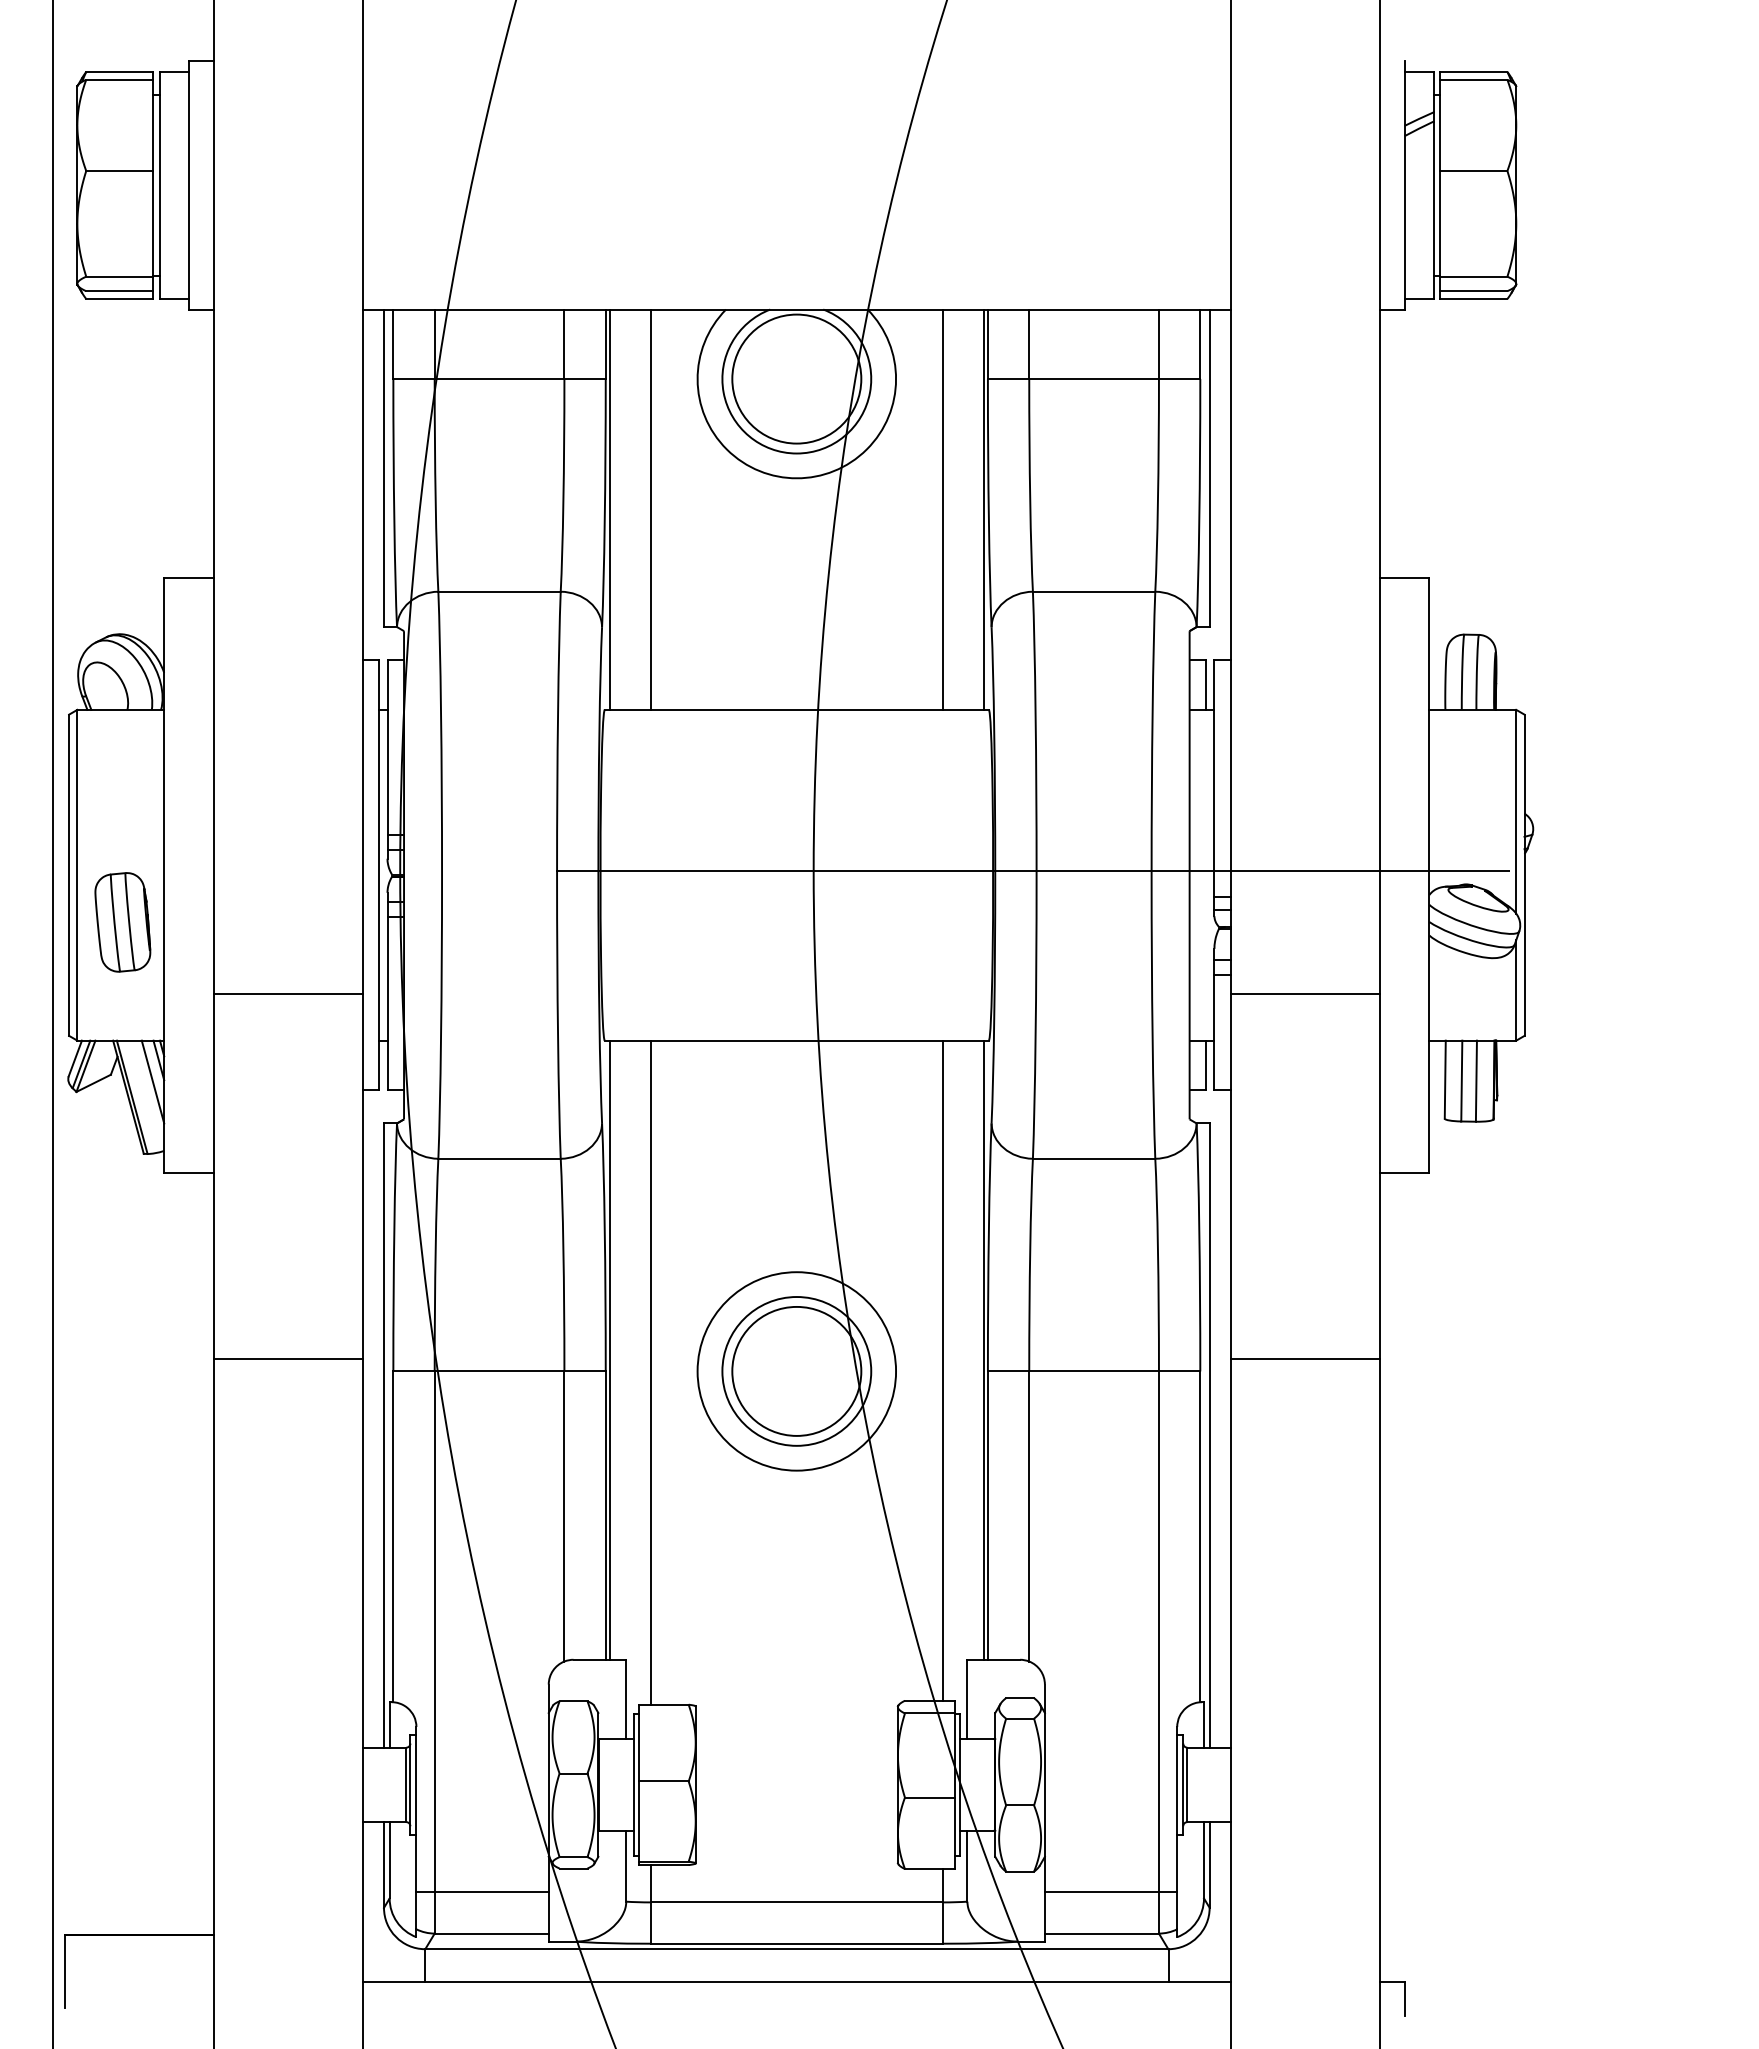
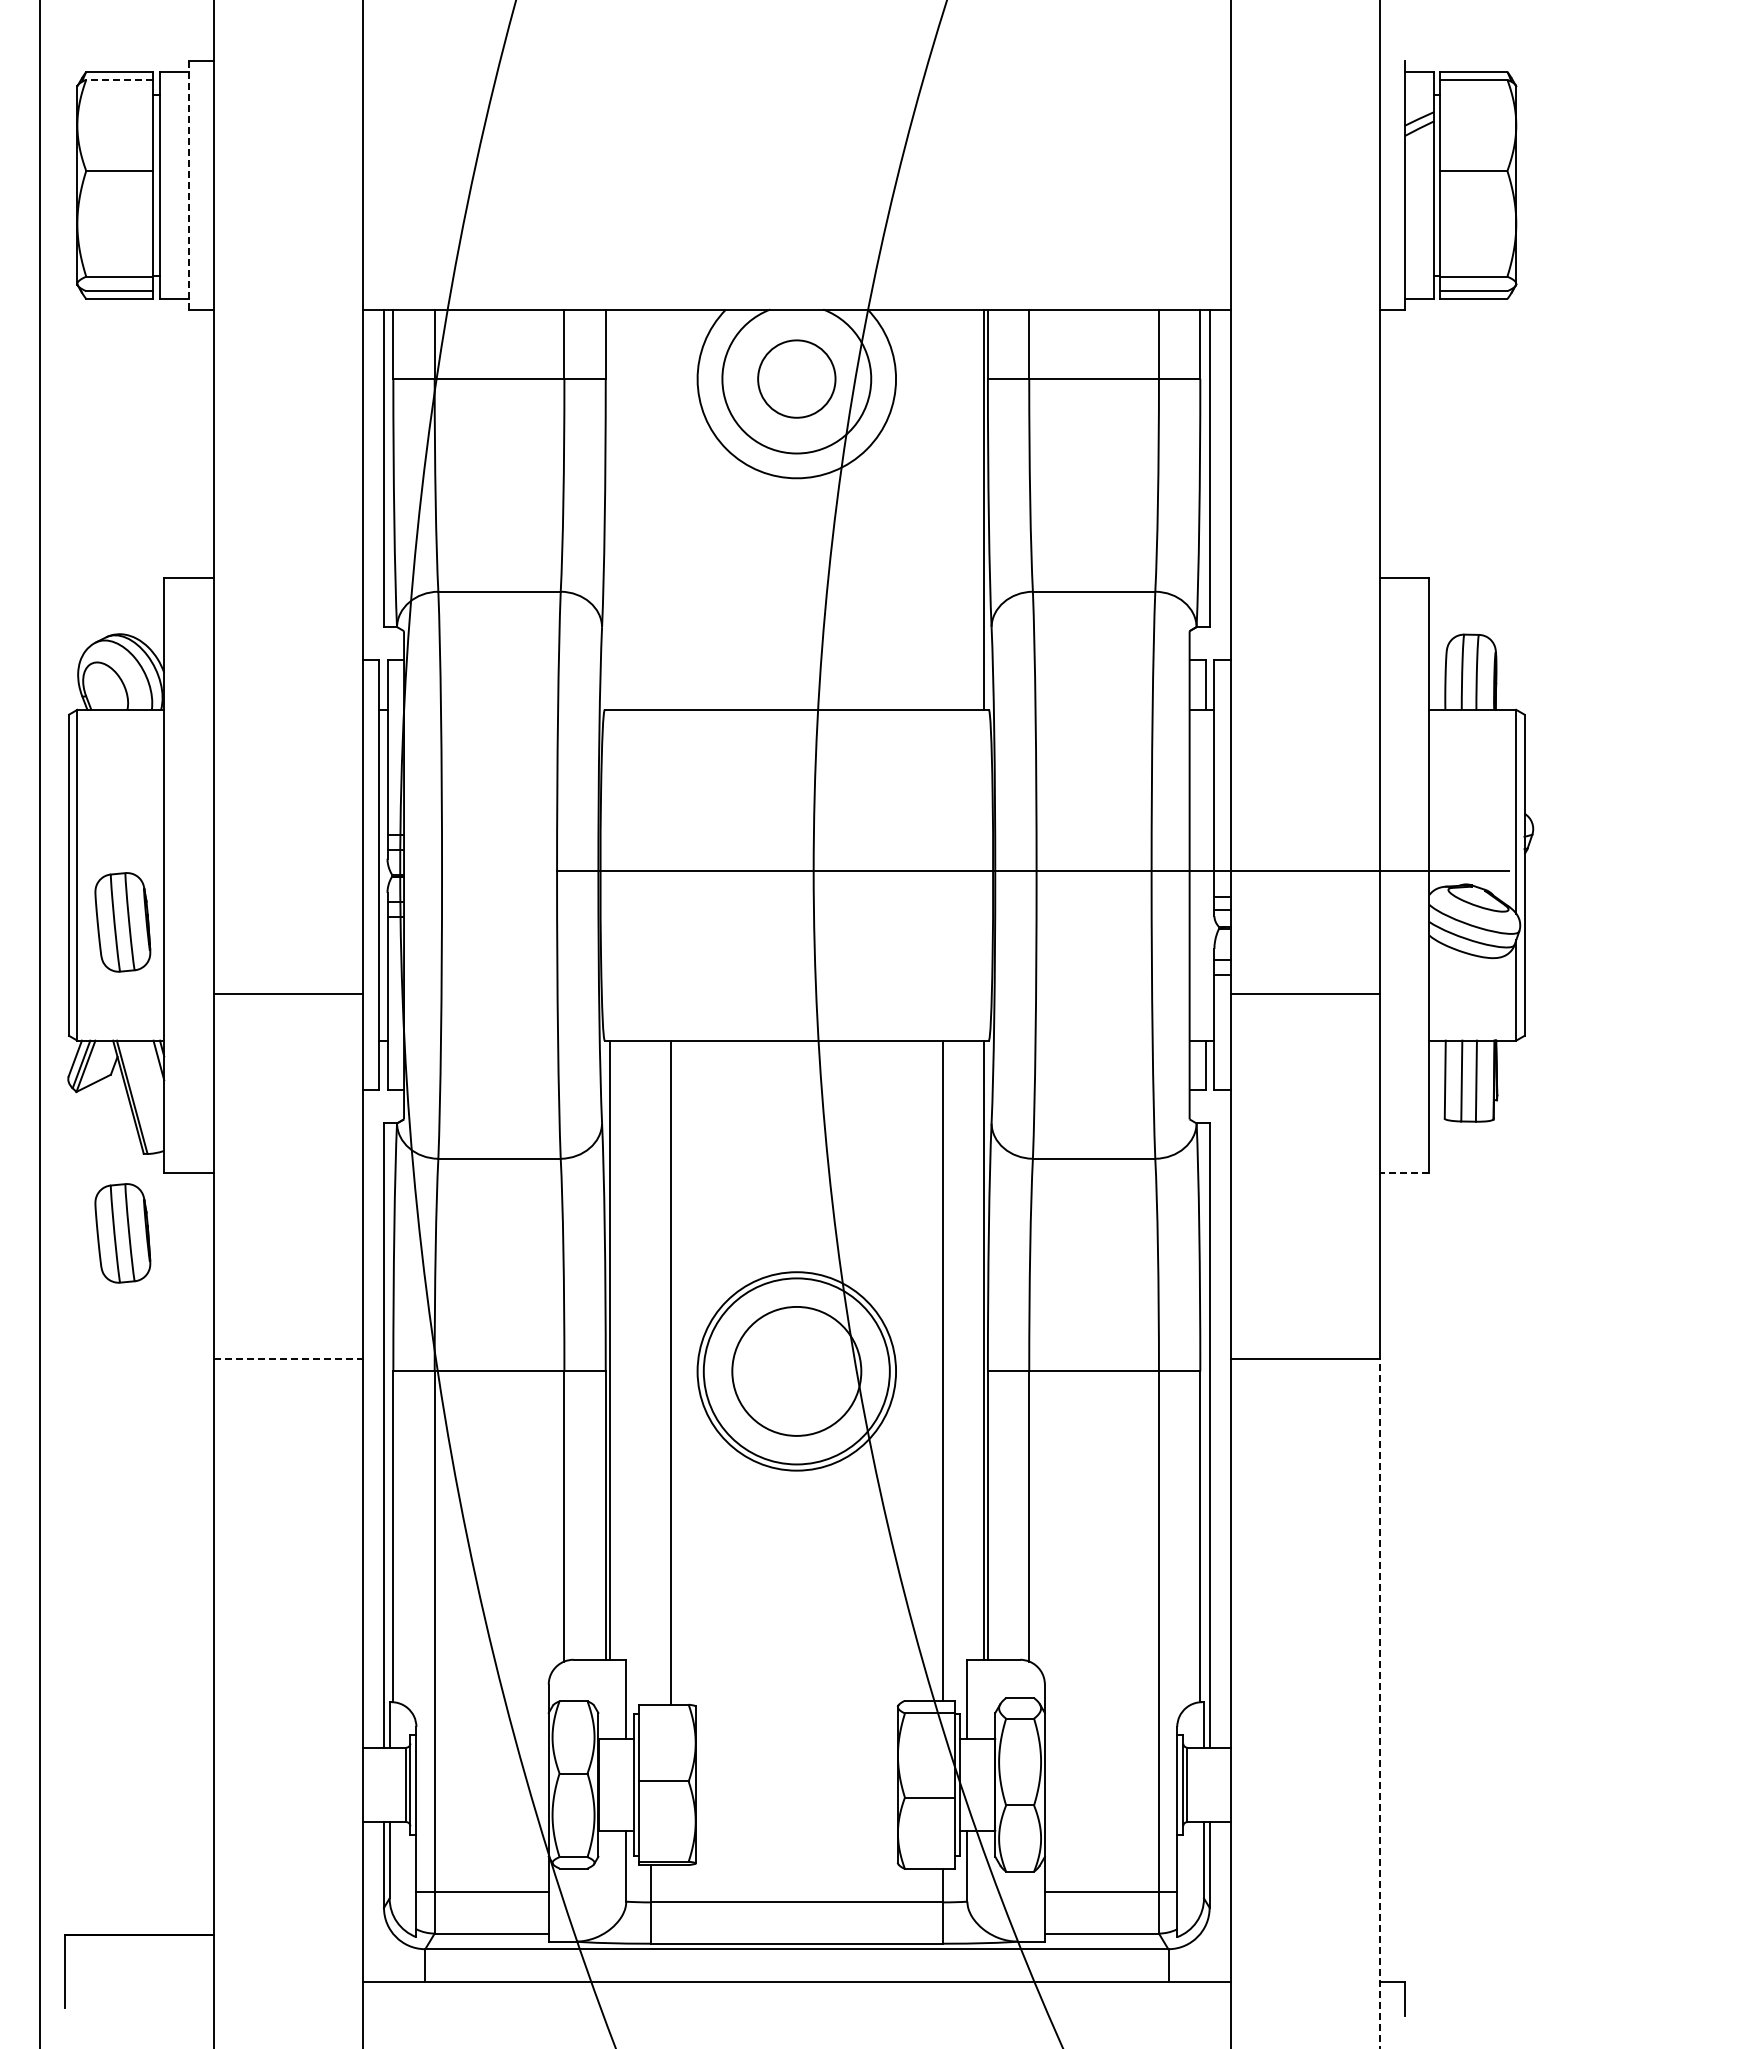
line: solid -> dashed (119, 79)
line: solid -> dashed (189, 186)
circle diameter: 129 px -> 77 px (796, 378)
line: present -> none (609, 509)
line: present -> none (651, 509)
line: present -> none (942, 509)
line position: (52, 1023) -> (39, 1023) (39, 1023)
line: present -> none (152, 1081)
line: solid -> dashed (1404, 1172)
part: none -> present (122, 1233)
line: solid -> dashed (288, 1358)
circle diameter: 149 px -> 186 px (796, 1371)
line position: (651, 1372) -> (671, 1372) (671, 1372)
line: solid -> dashed (1379, 1703)
